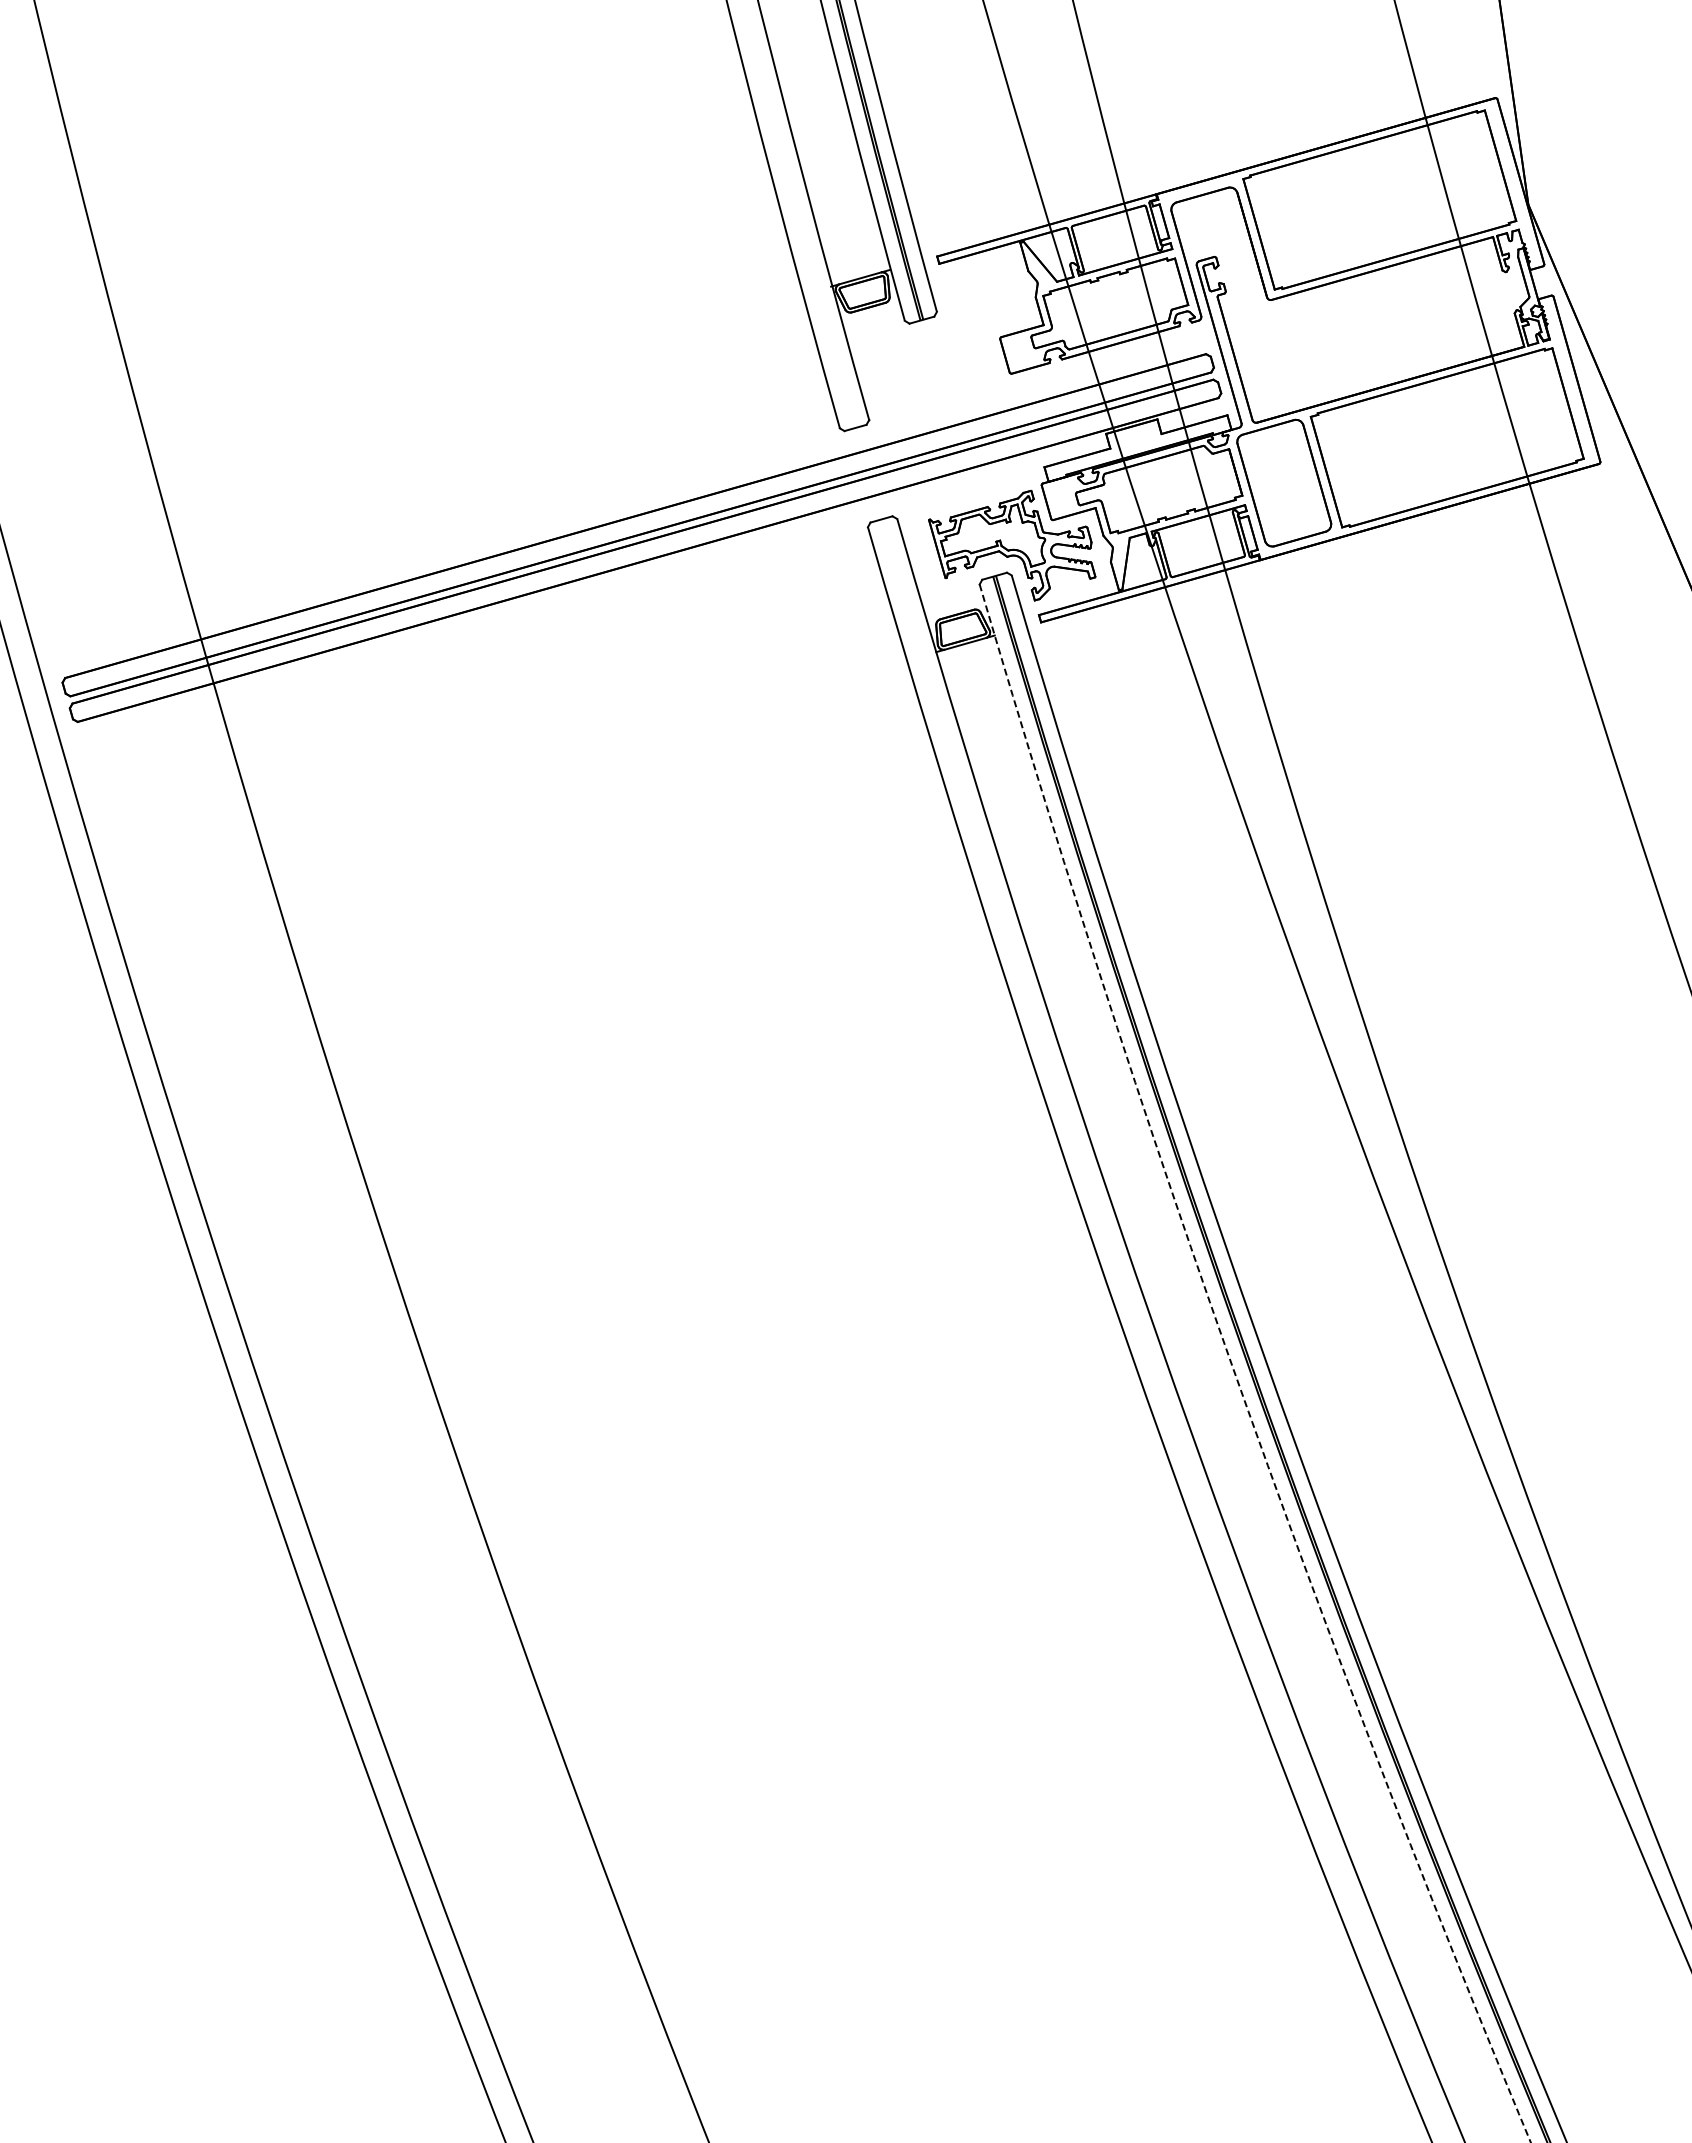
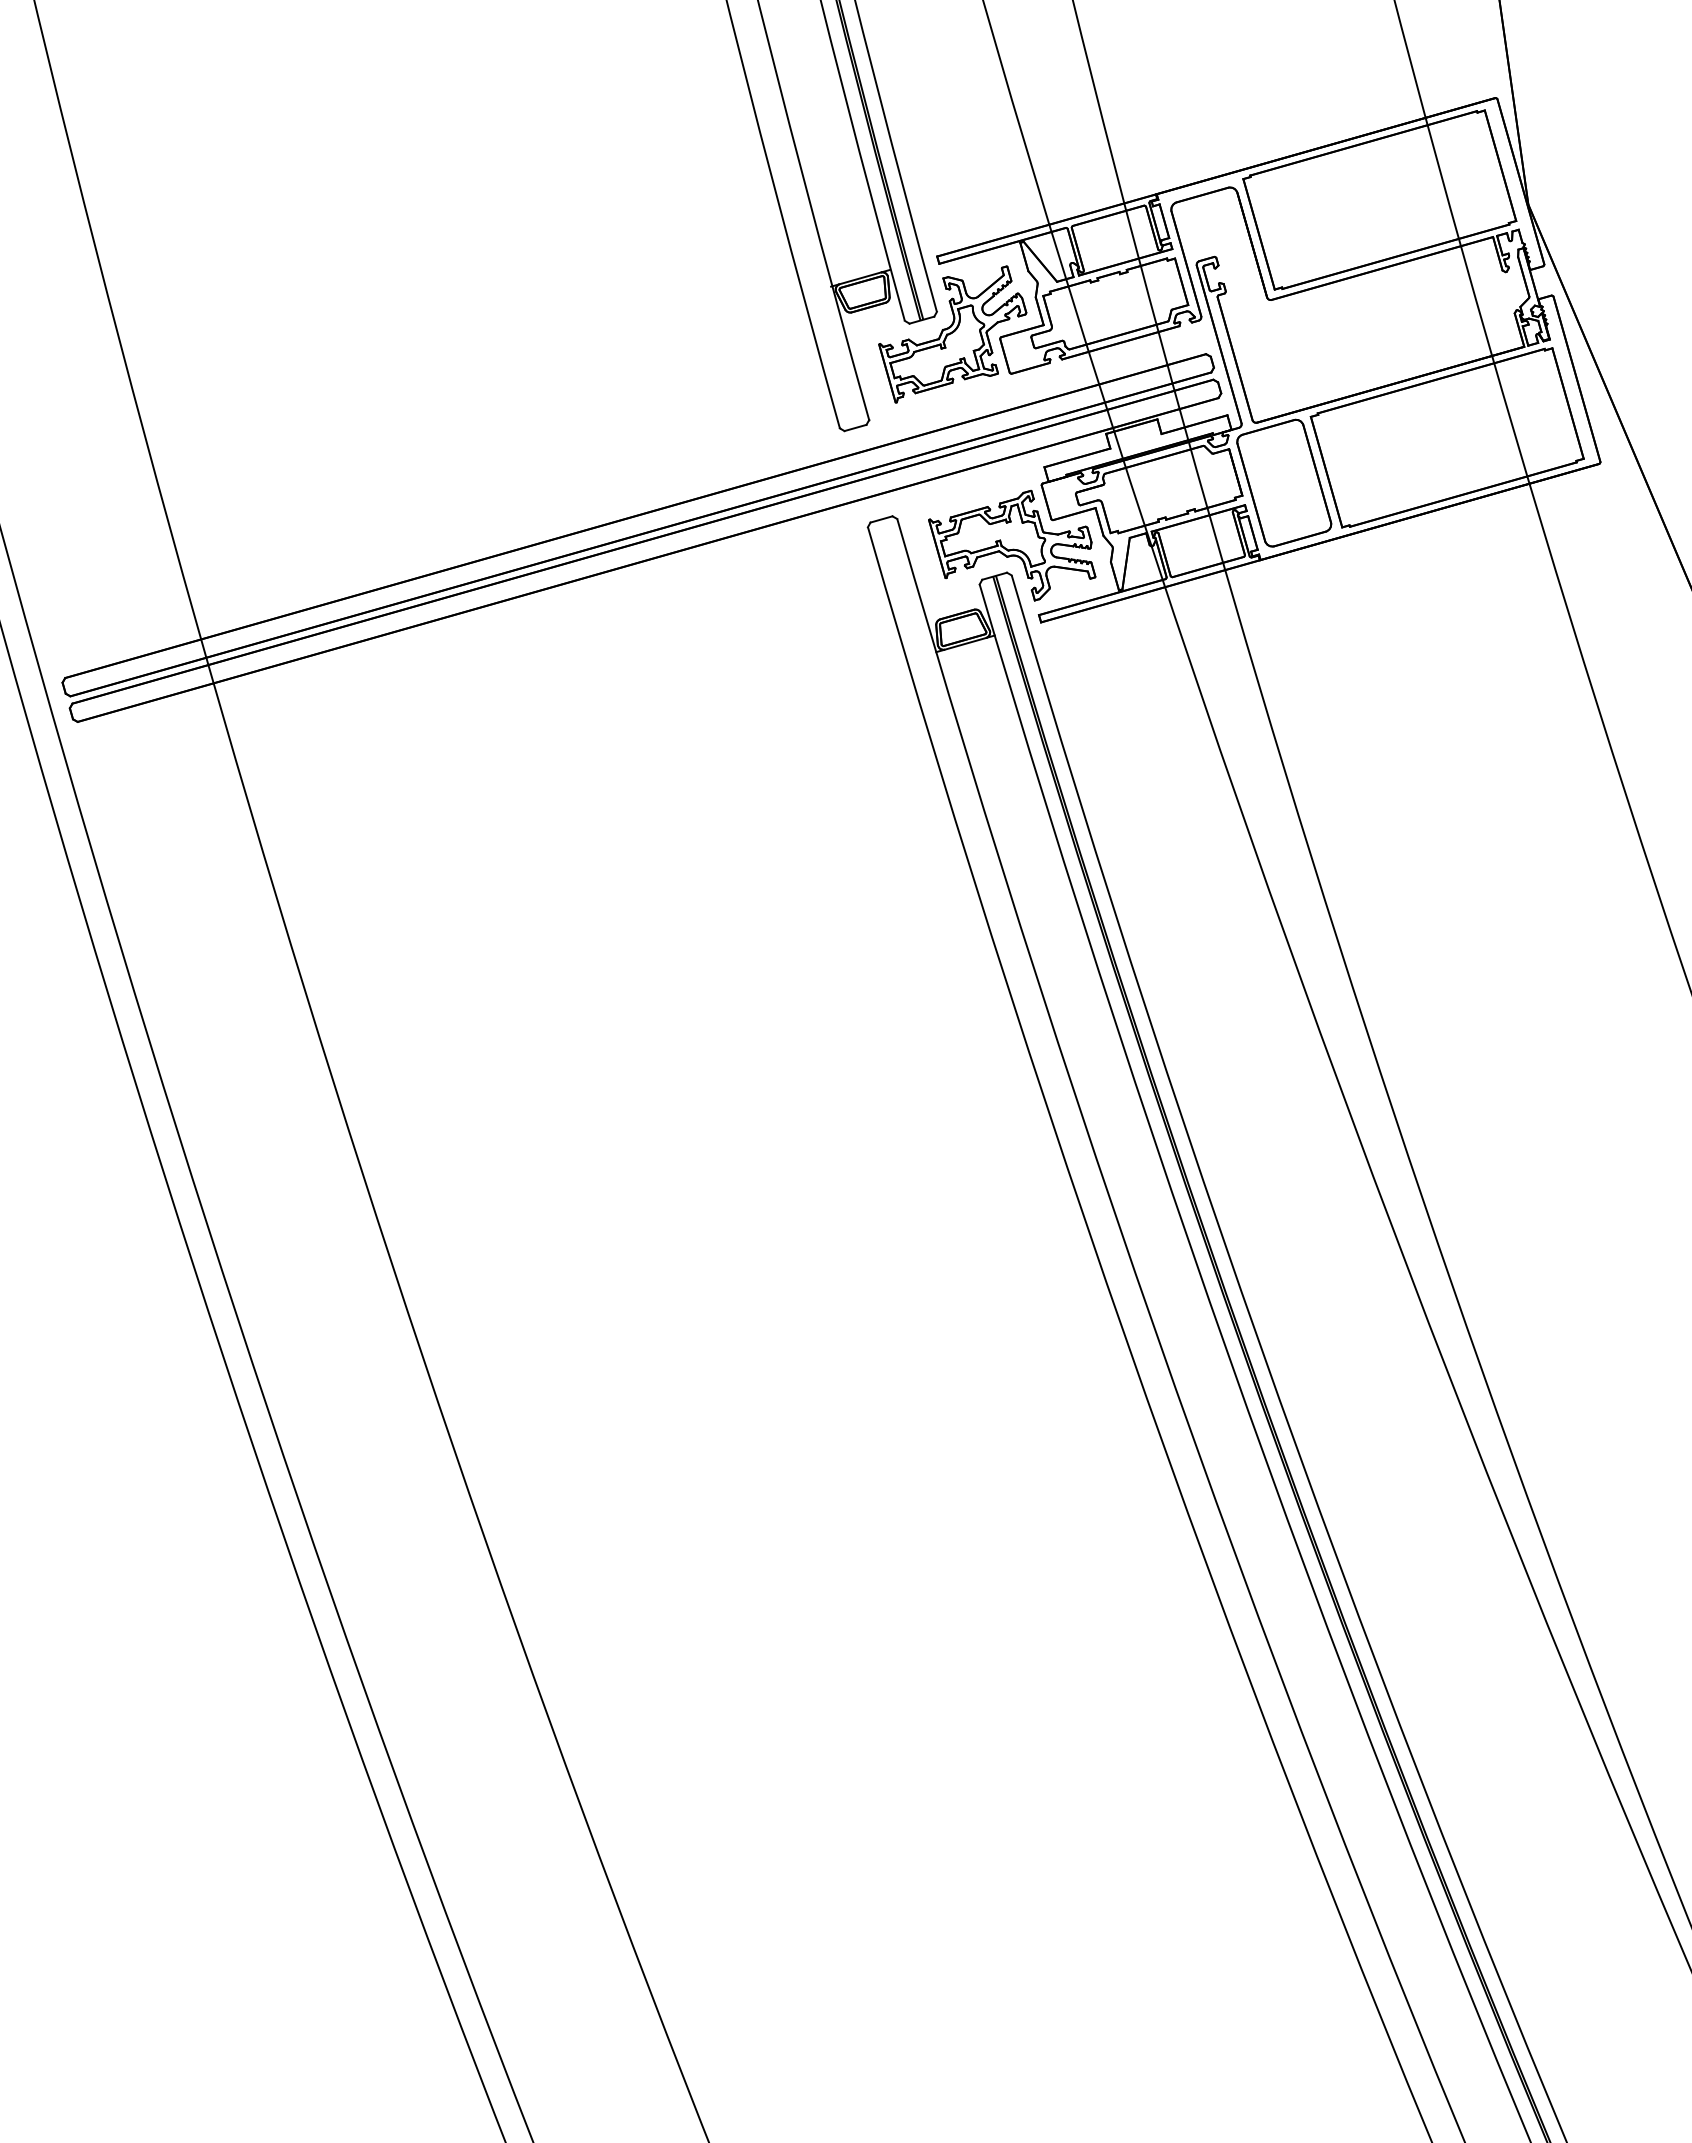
part: none -> present (952, 334)
arc: dashed -> solid (1234, 1370)
